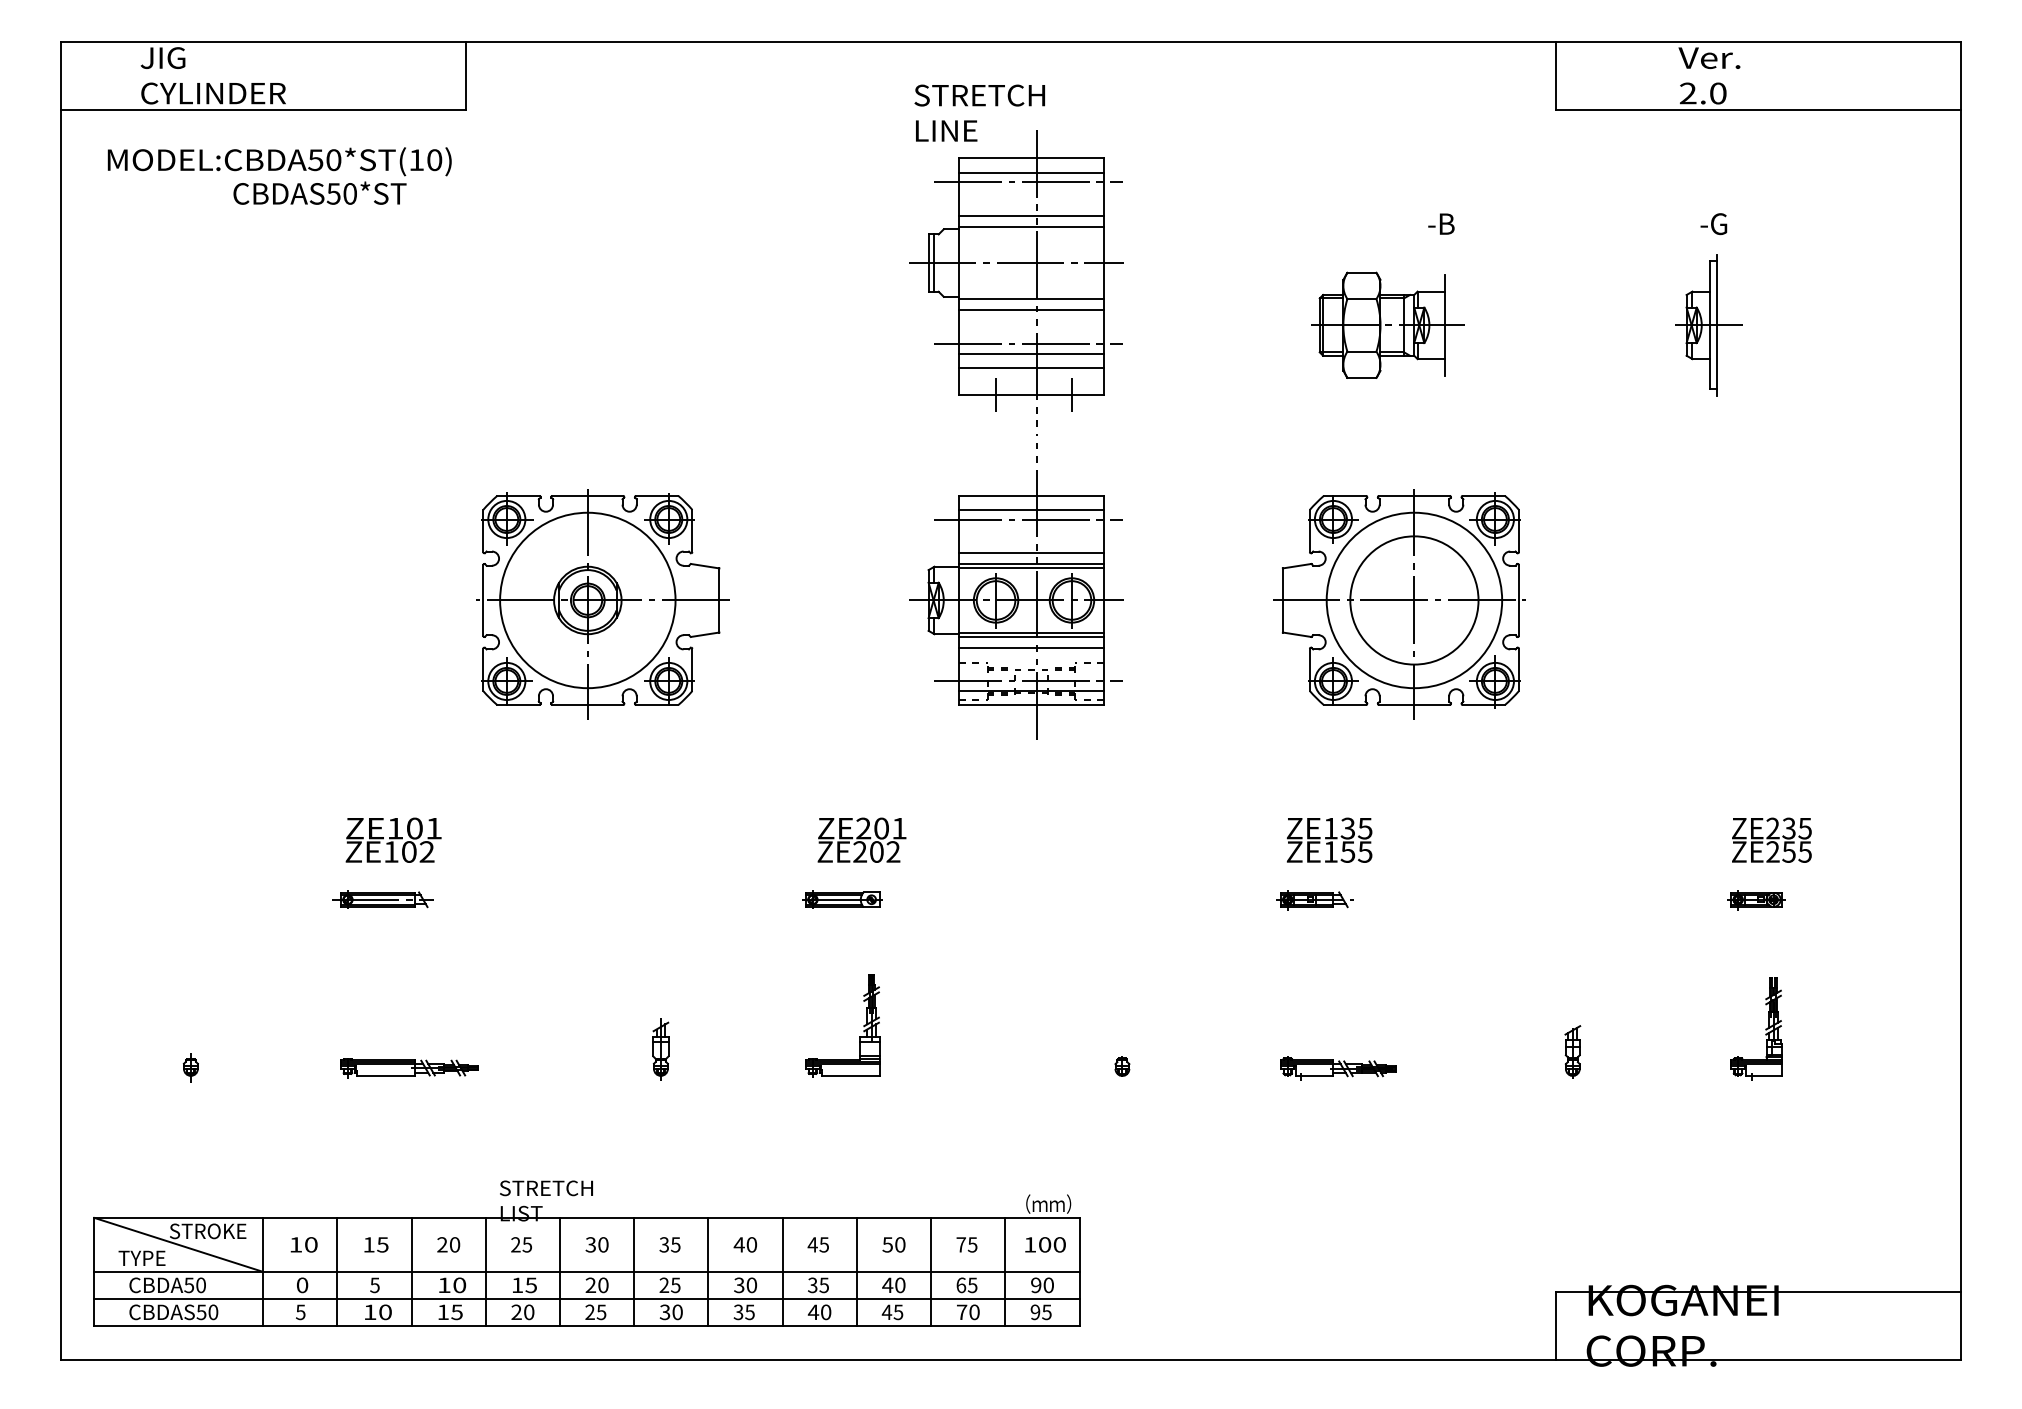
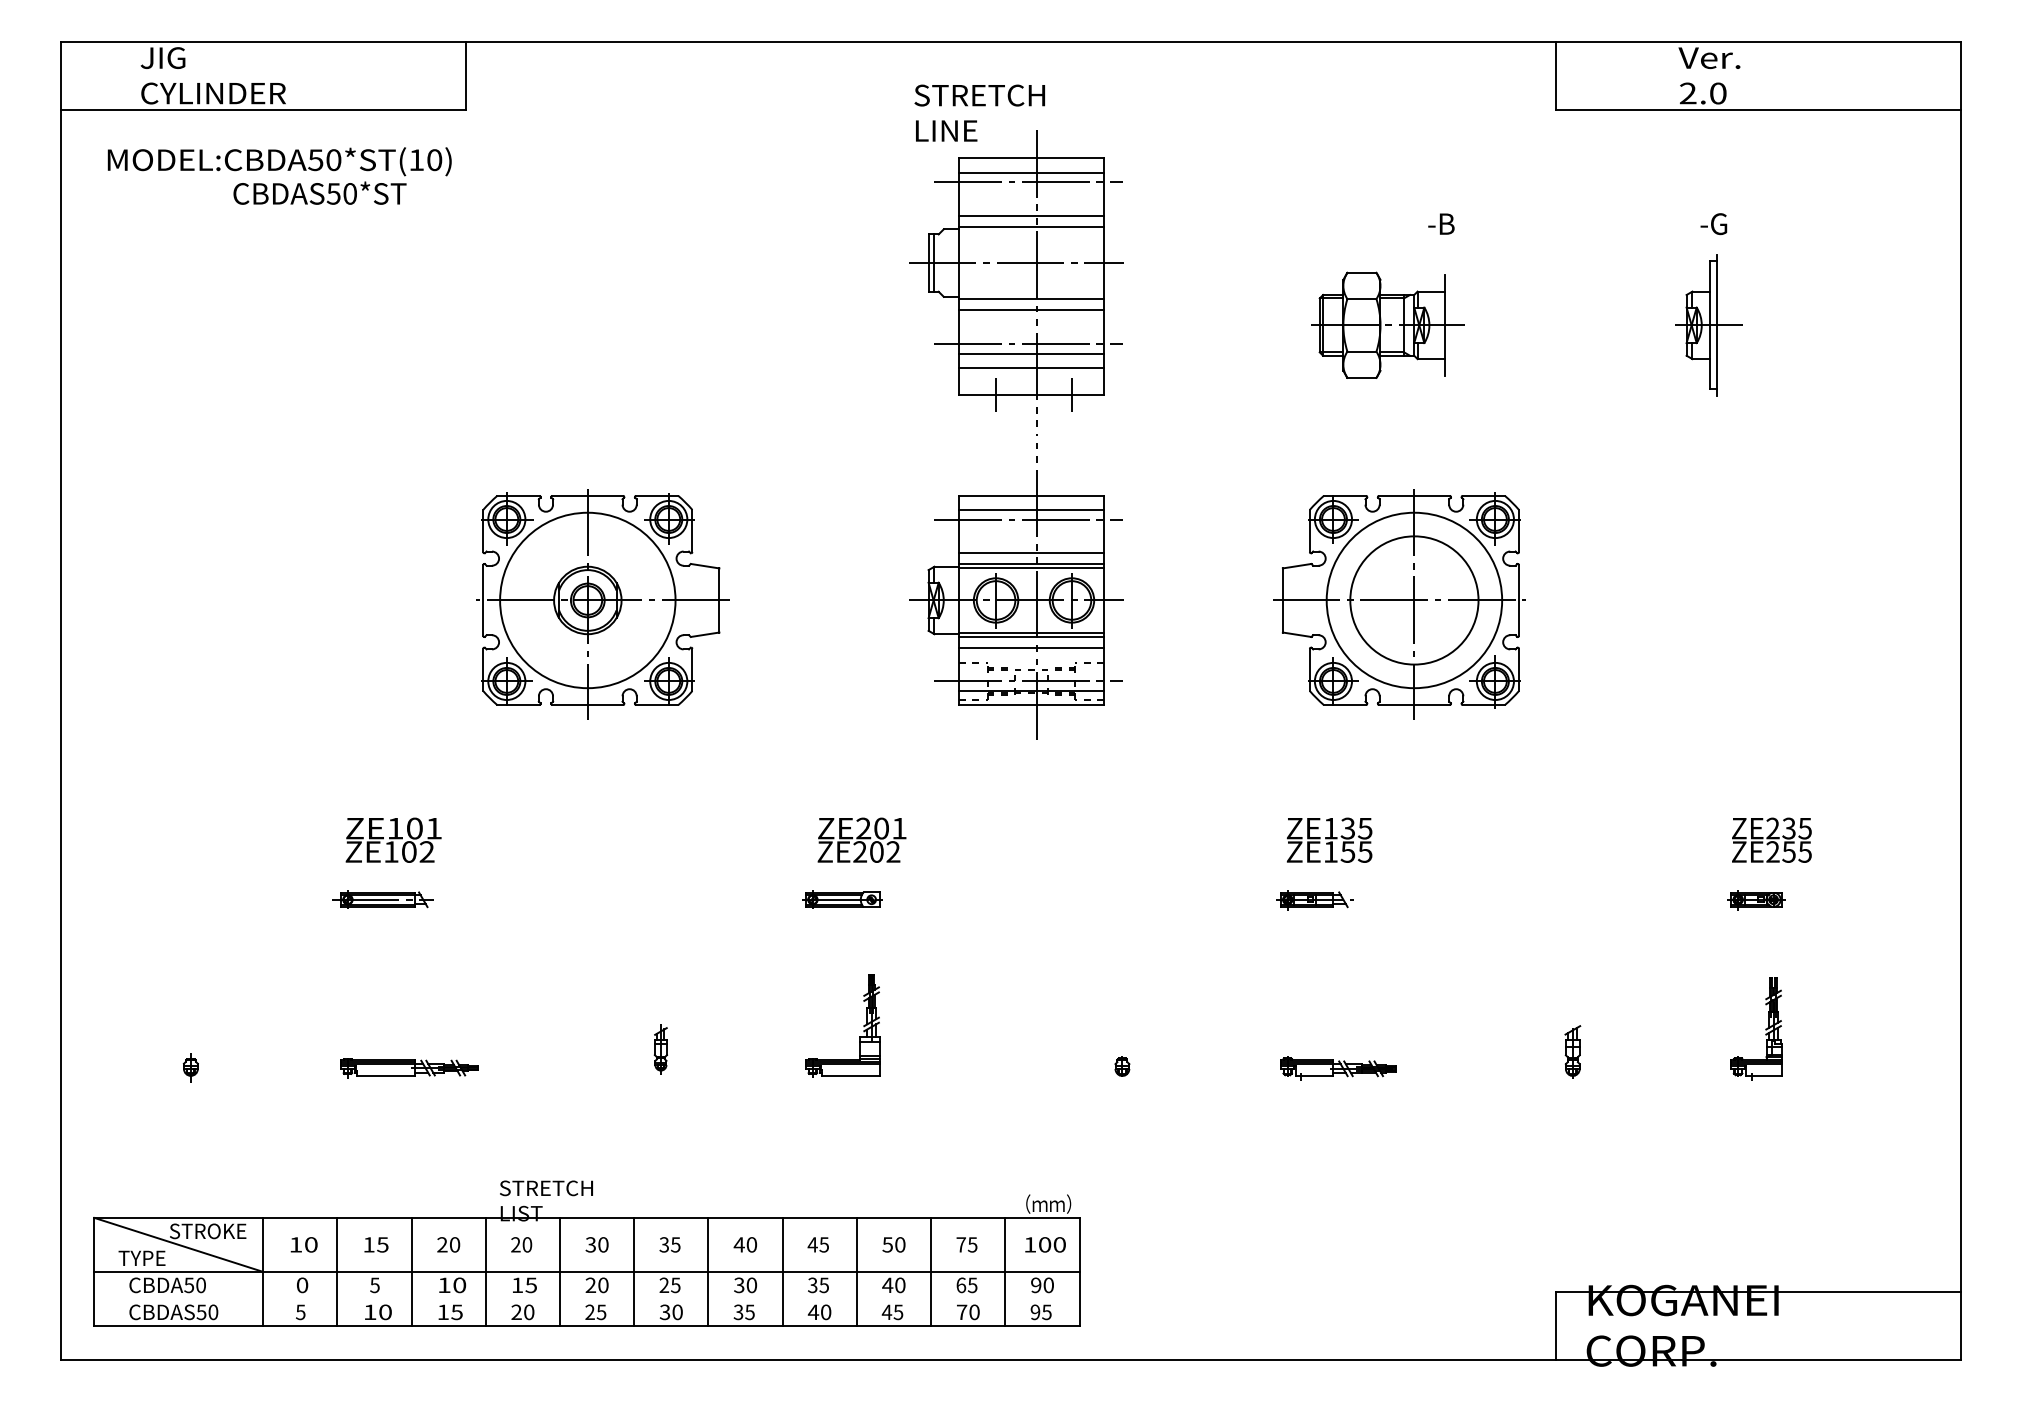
part size: 18x63 px -> 15x51 px (660, 1049)
text: 25 -> 20 (527, 1244)
line: present -> none (586, 1298)
